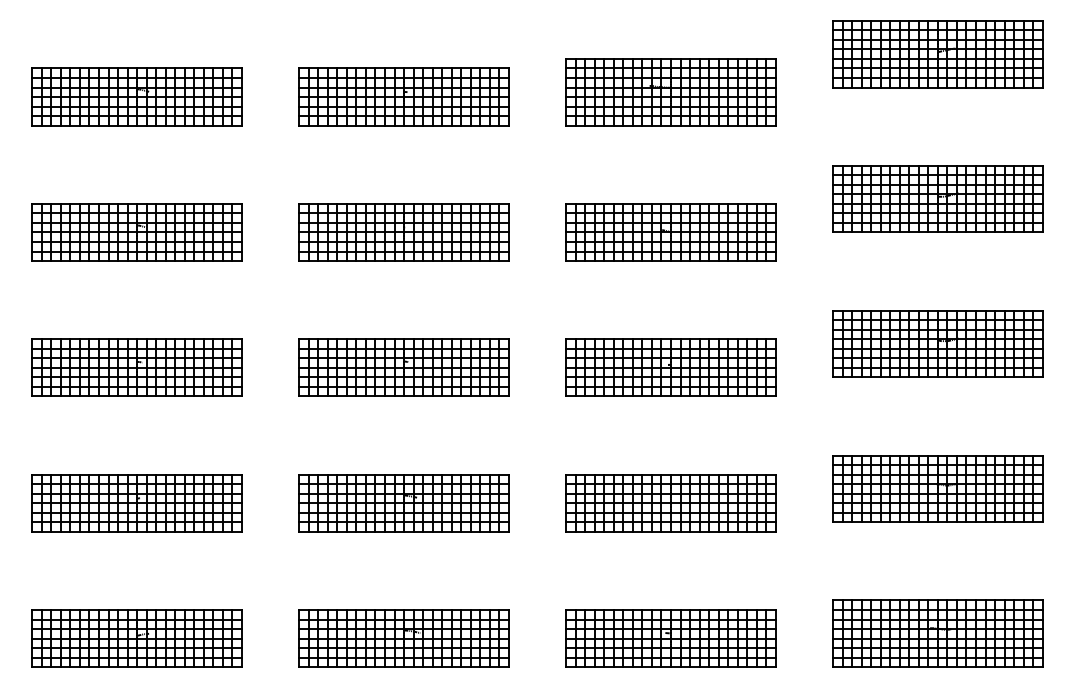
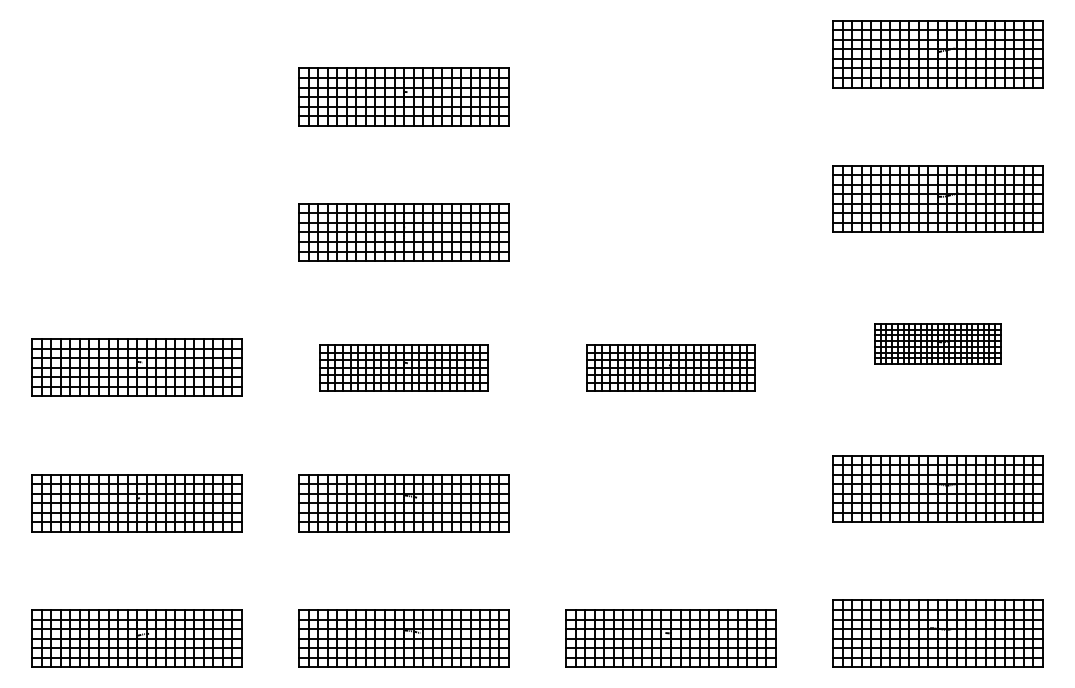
part: present -> none (670, 92)
part: present -> none (136, 96)
part: present -> none (136, 232)
part: present -> none (670, 232)
part size: 212x68 px -> 128x42 px (937, 343)
part size: 212x59 px -> 170x48 px (403, 367)
part size: 212x59 px -> 170x48 px (670, 367)
part: present -> none (670, 503)
